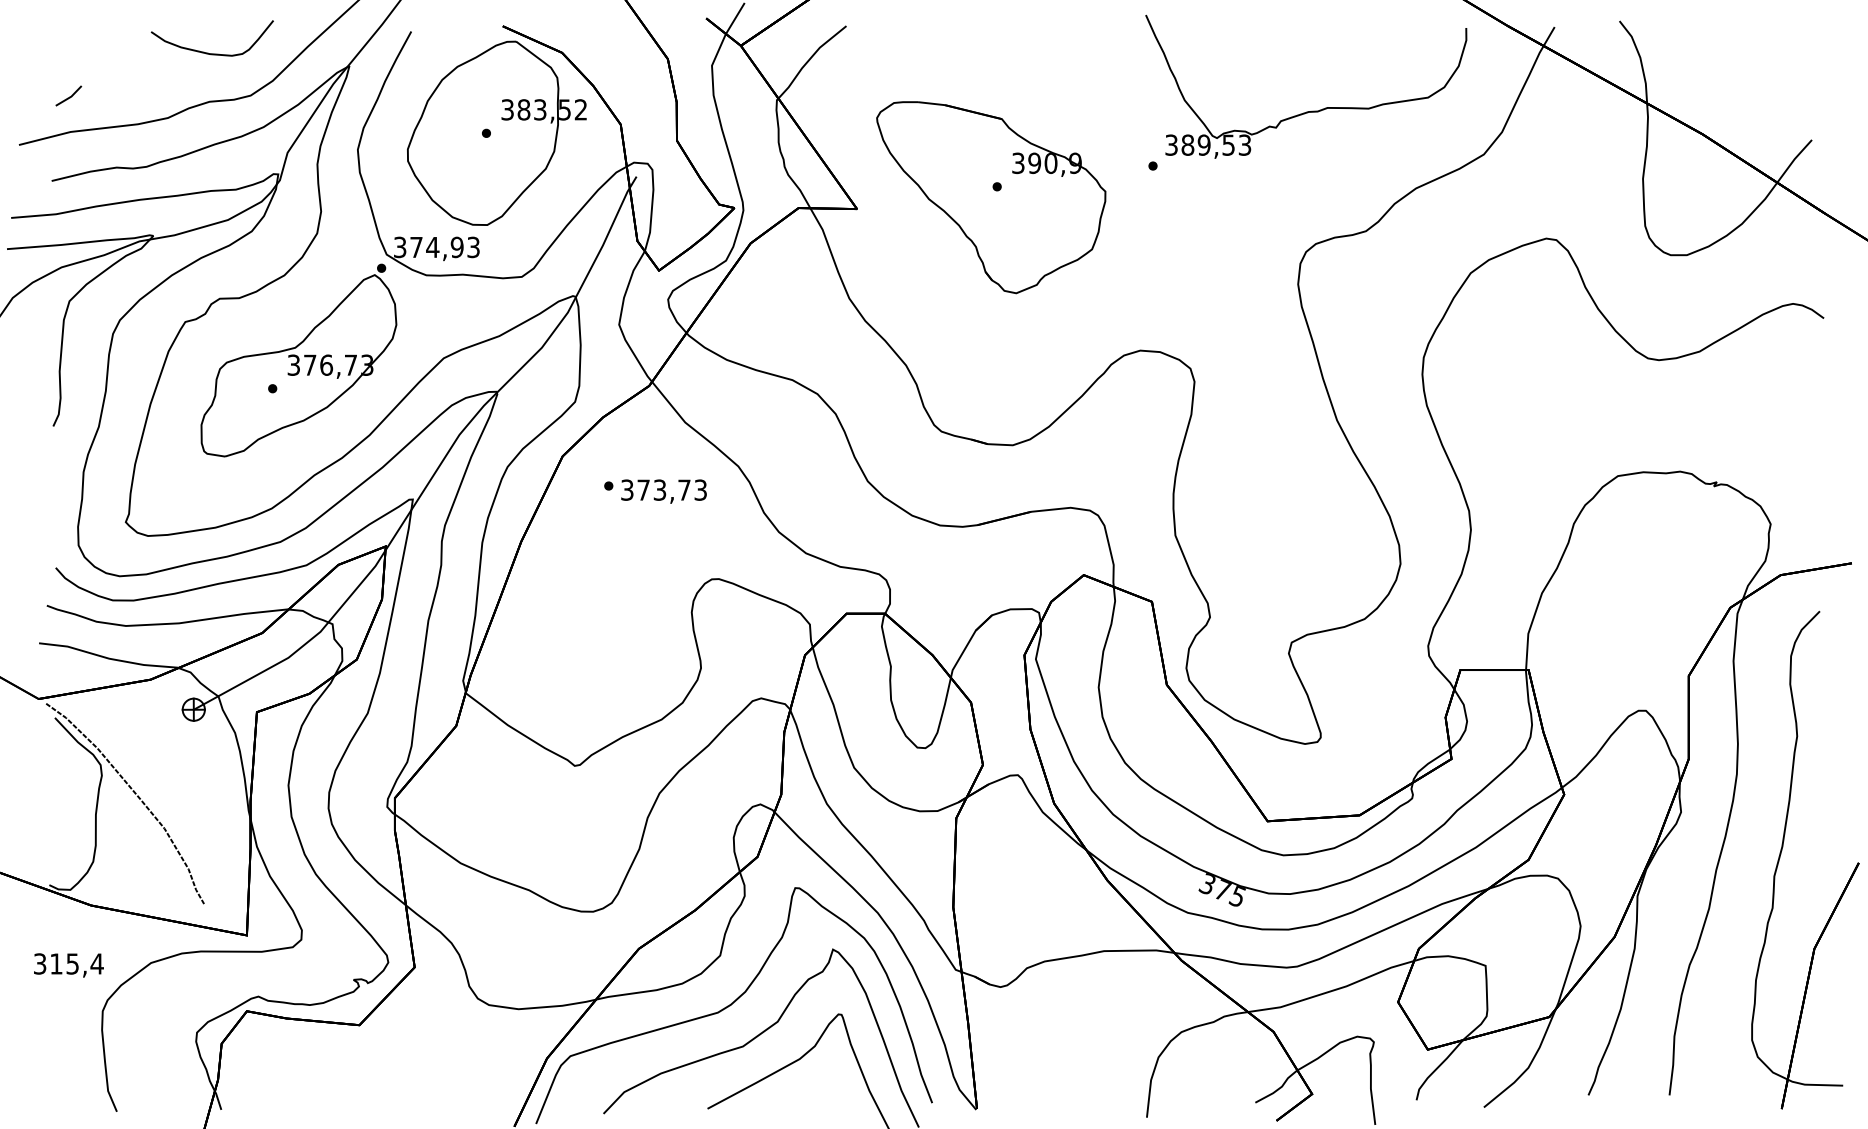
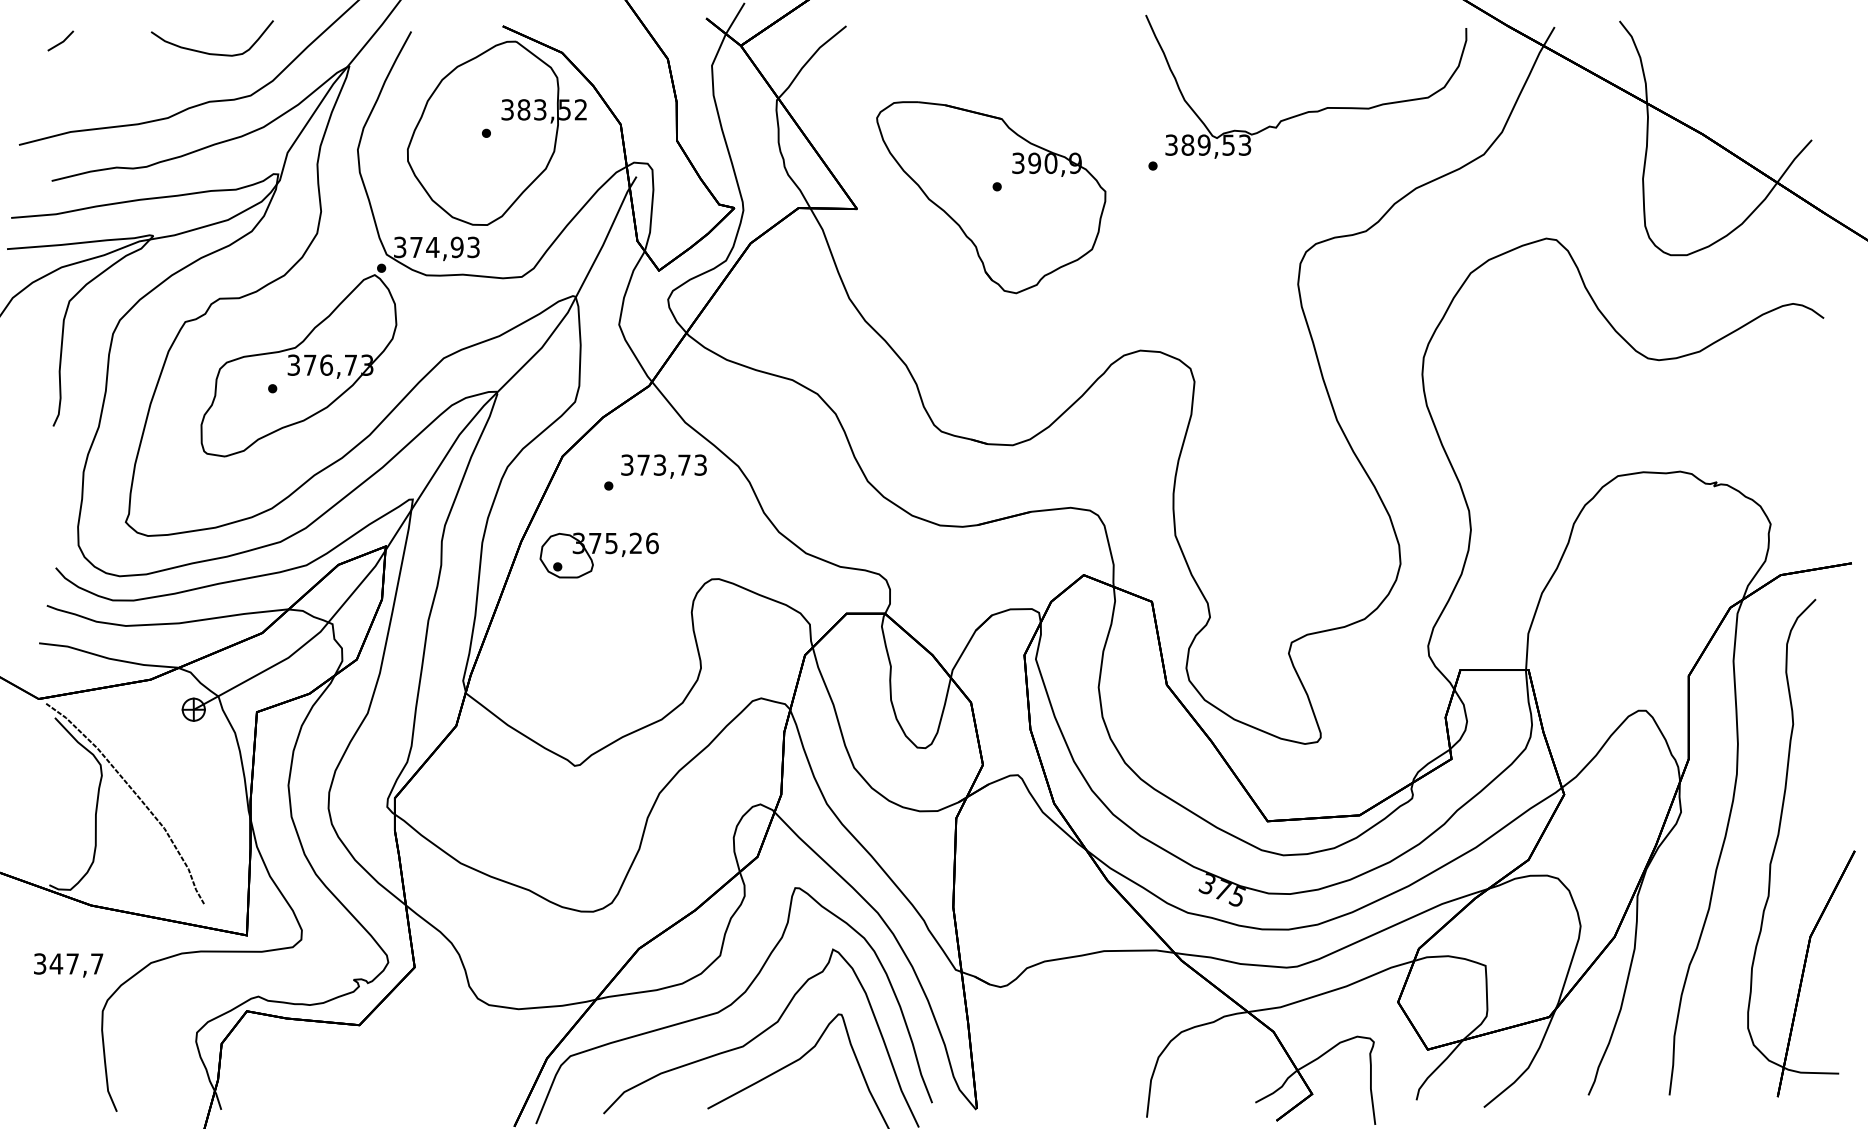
line position: (69, 96) -> (61, 41) (61, 41)
text position: (663, 491) -> (663, 466) (663, 466)
part: none -> present (598, 555)
part position: (1781, 854) -> (1777, 842) (1777, 842)
text: 315,4 -> 347,7 (76, 963)
